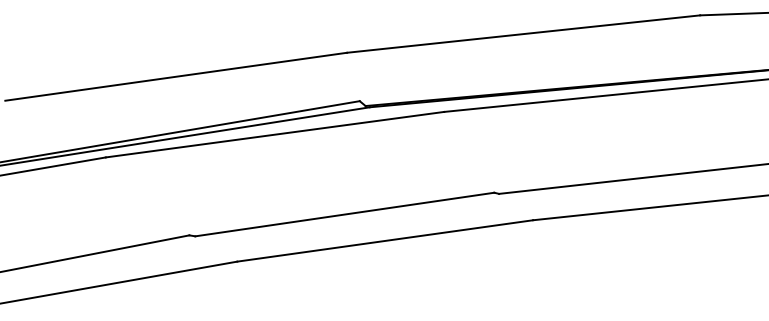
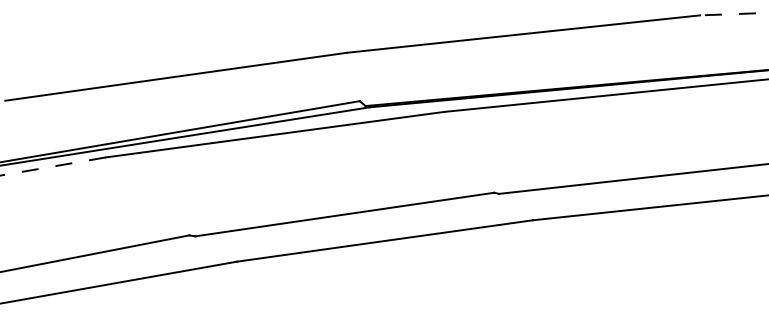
line: solid -> dashed (733, 14)
line: solid -> dashed (52, 166)
